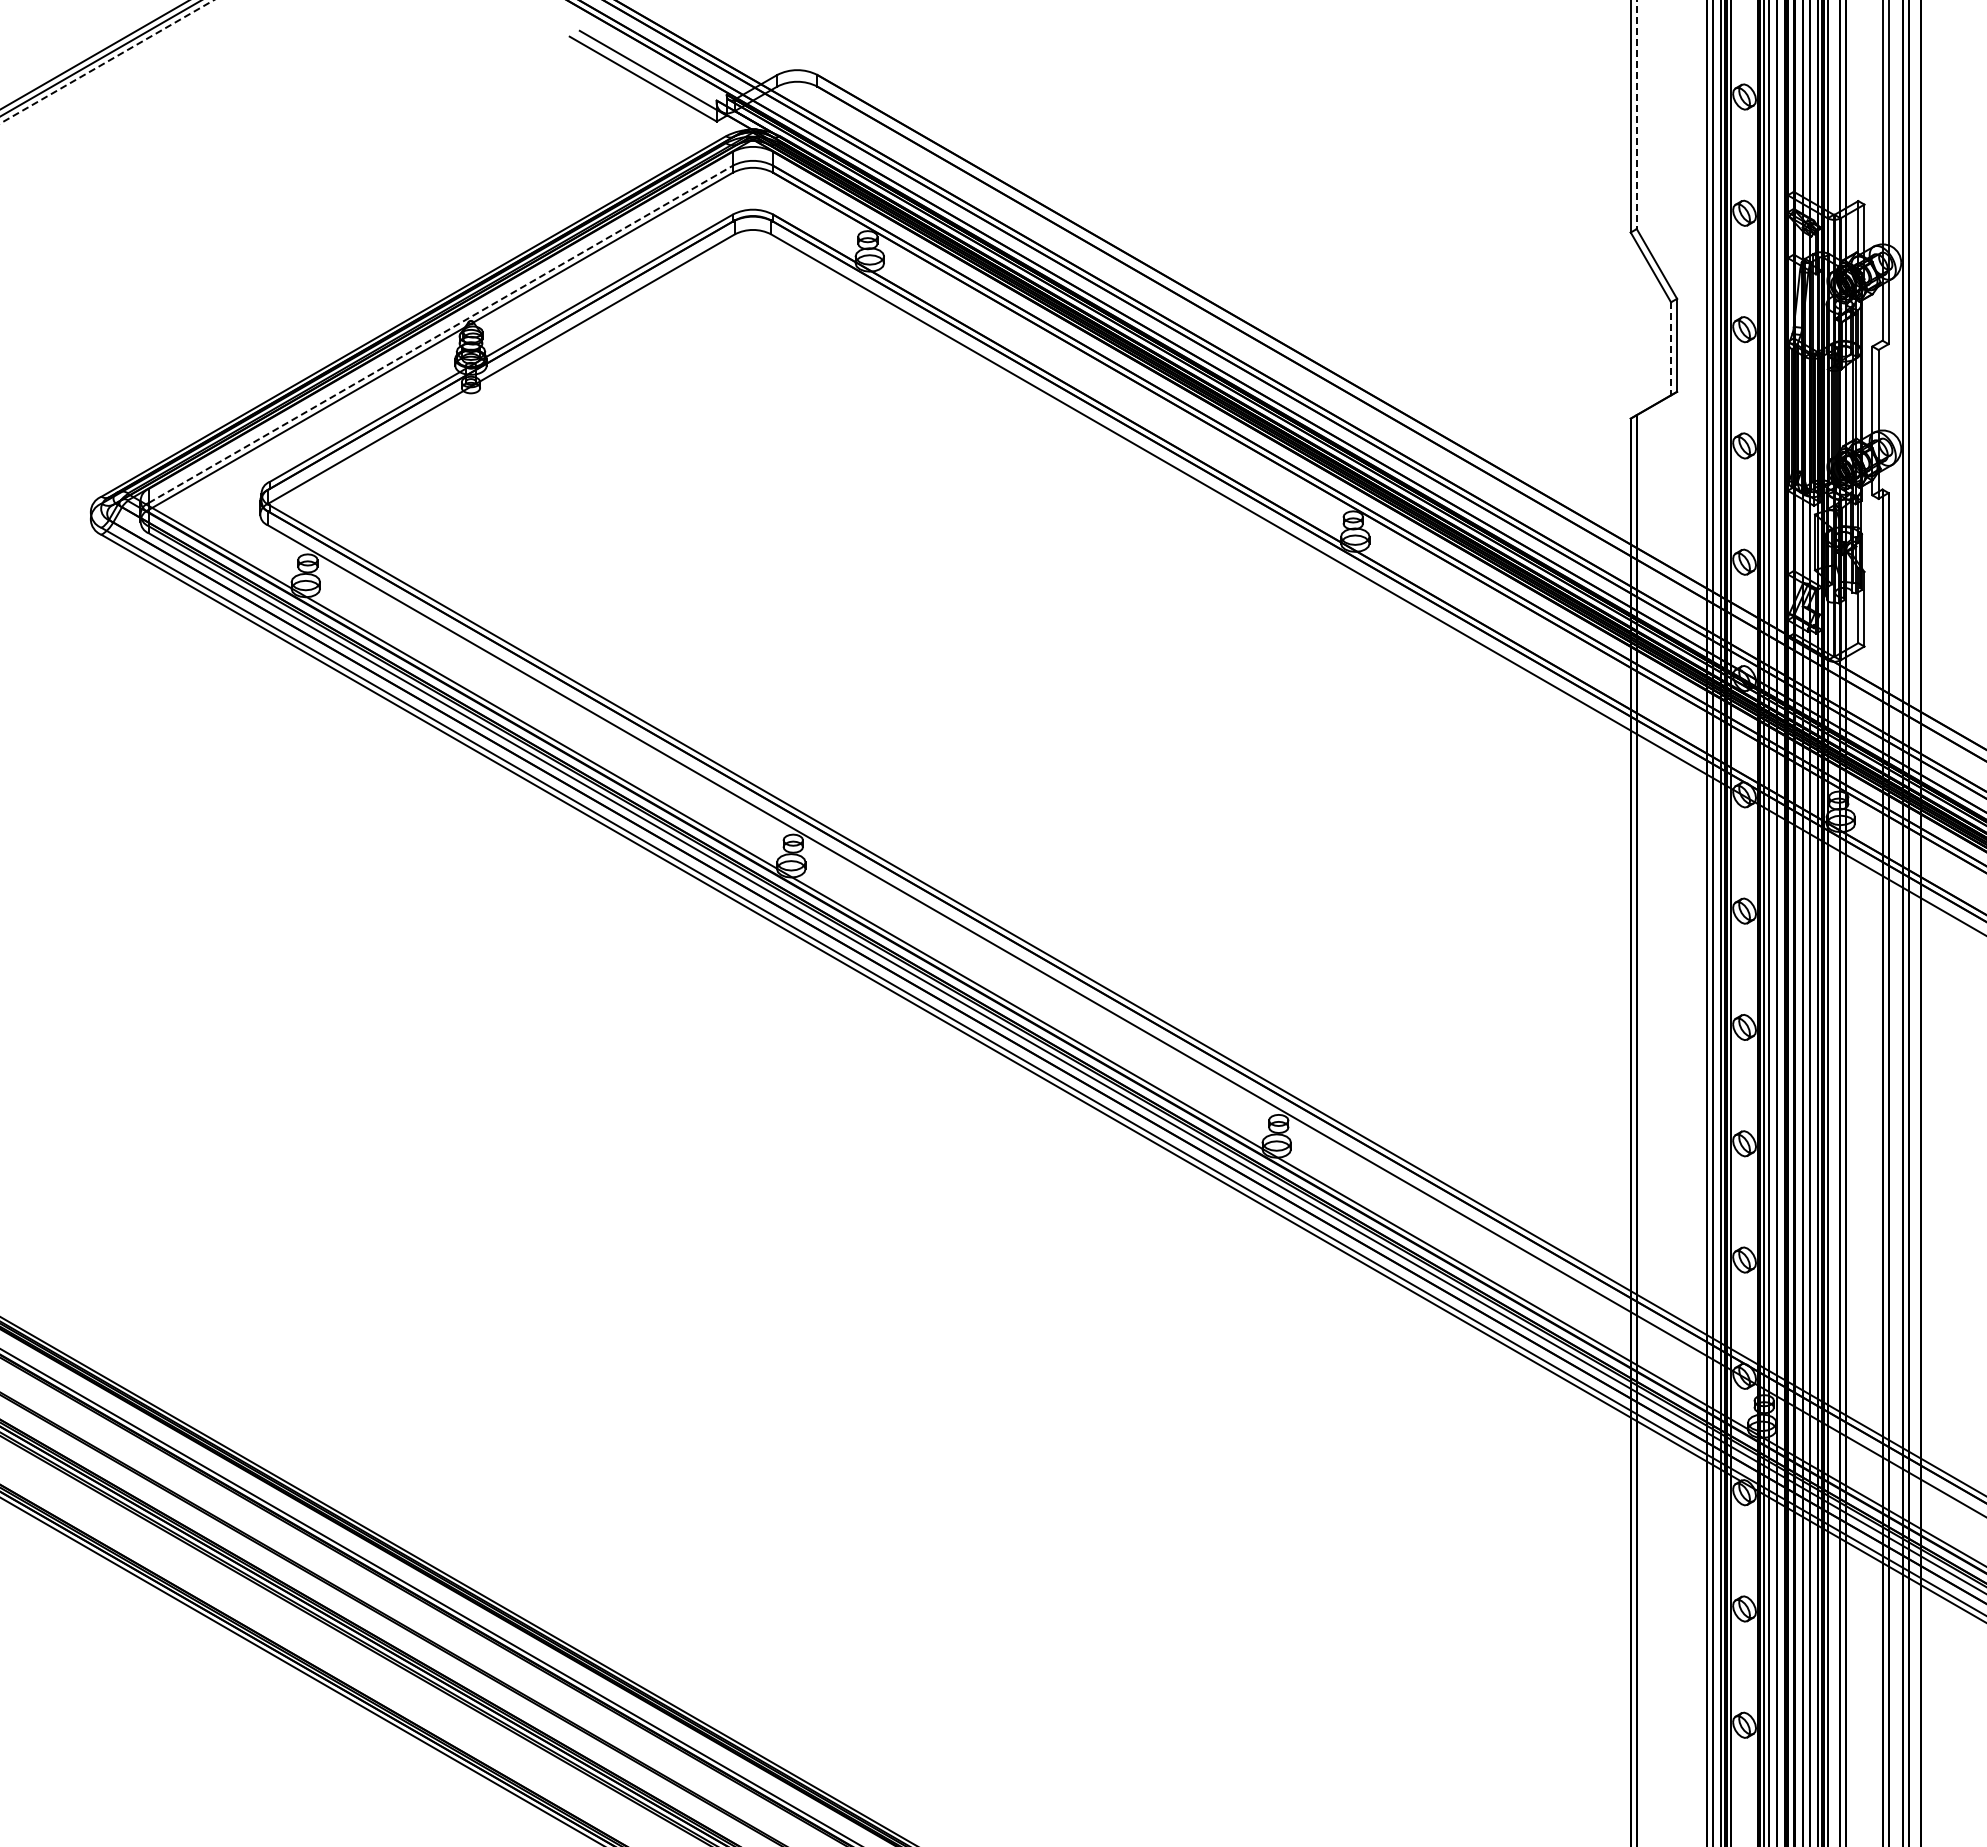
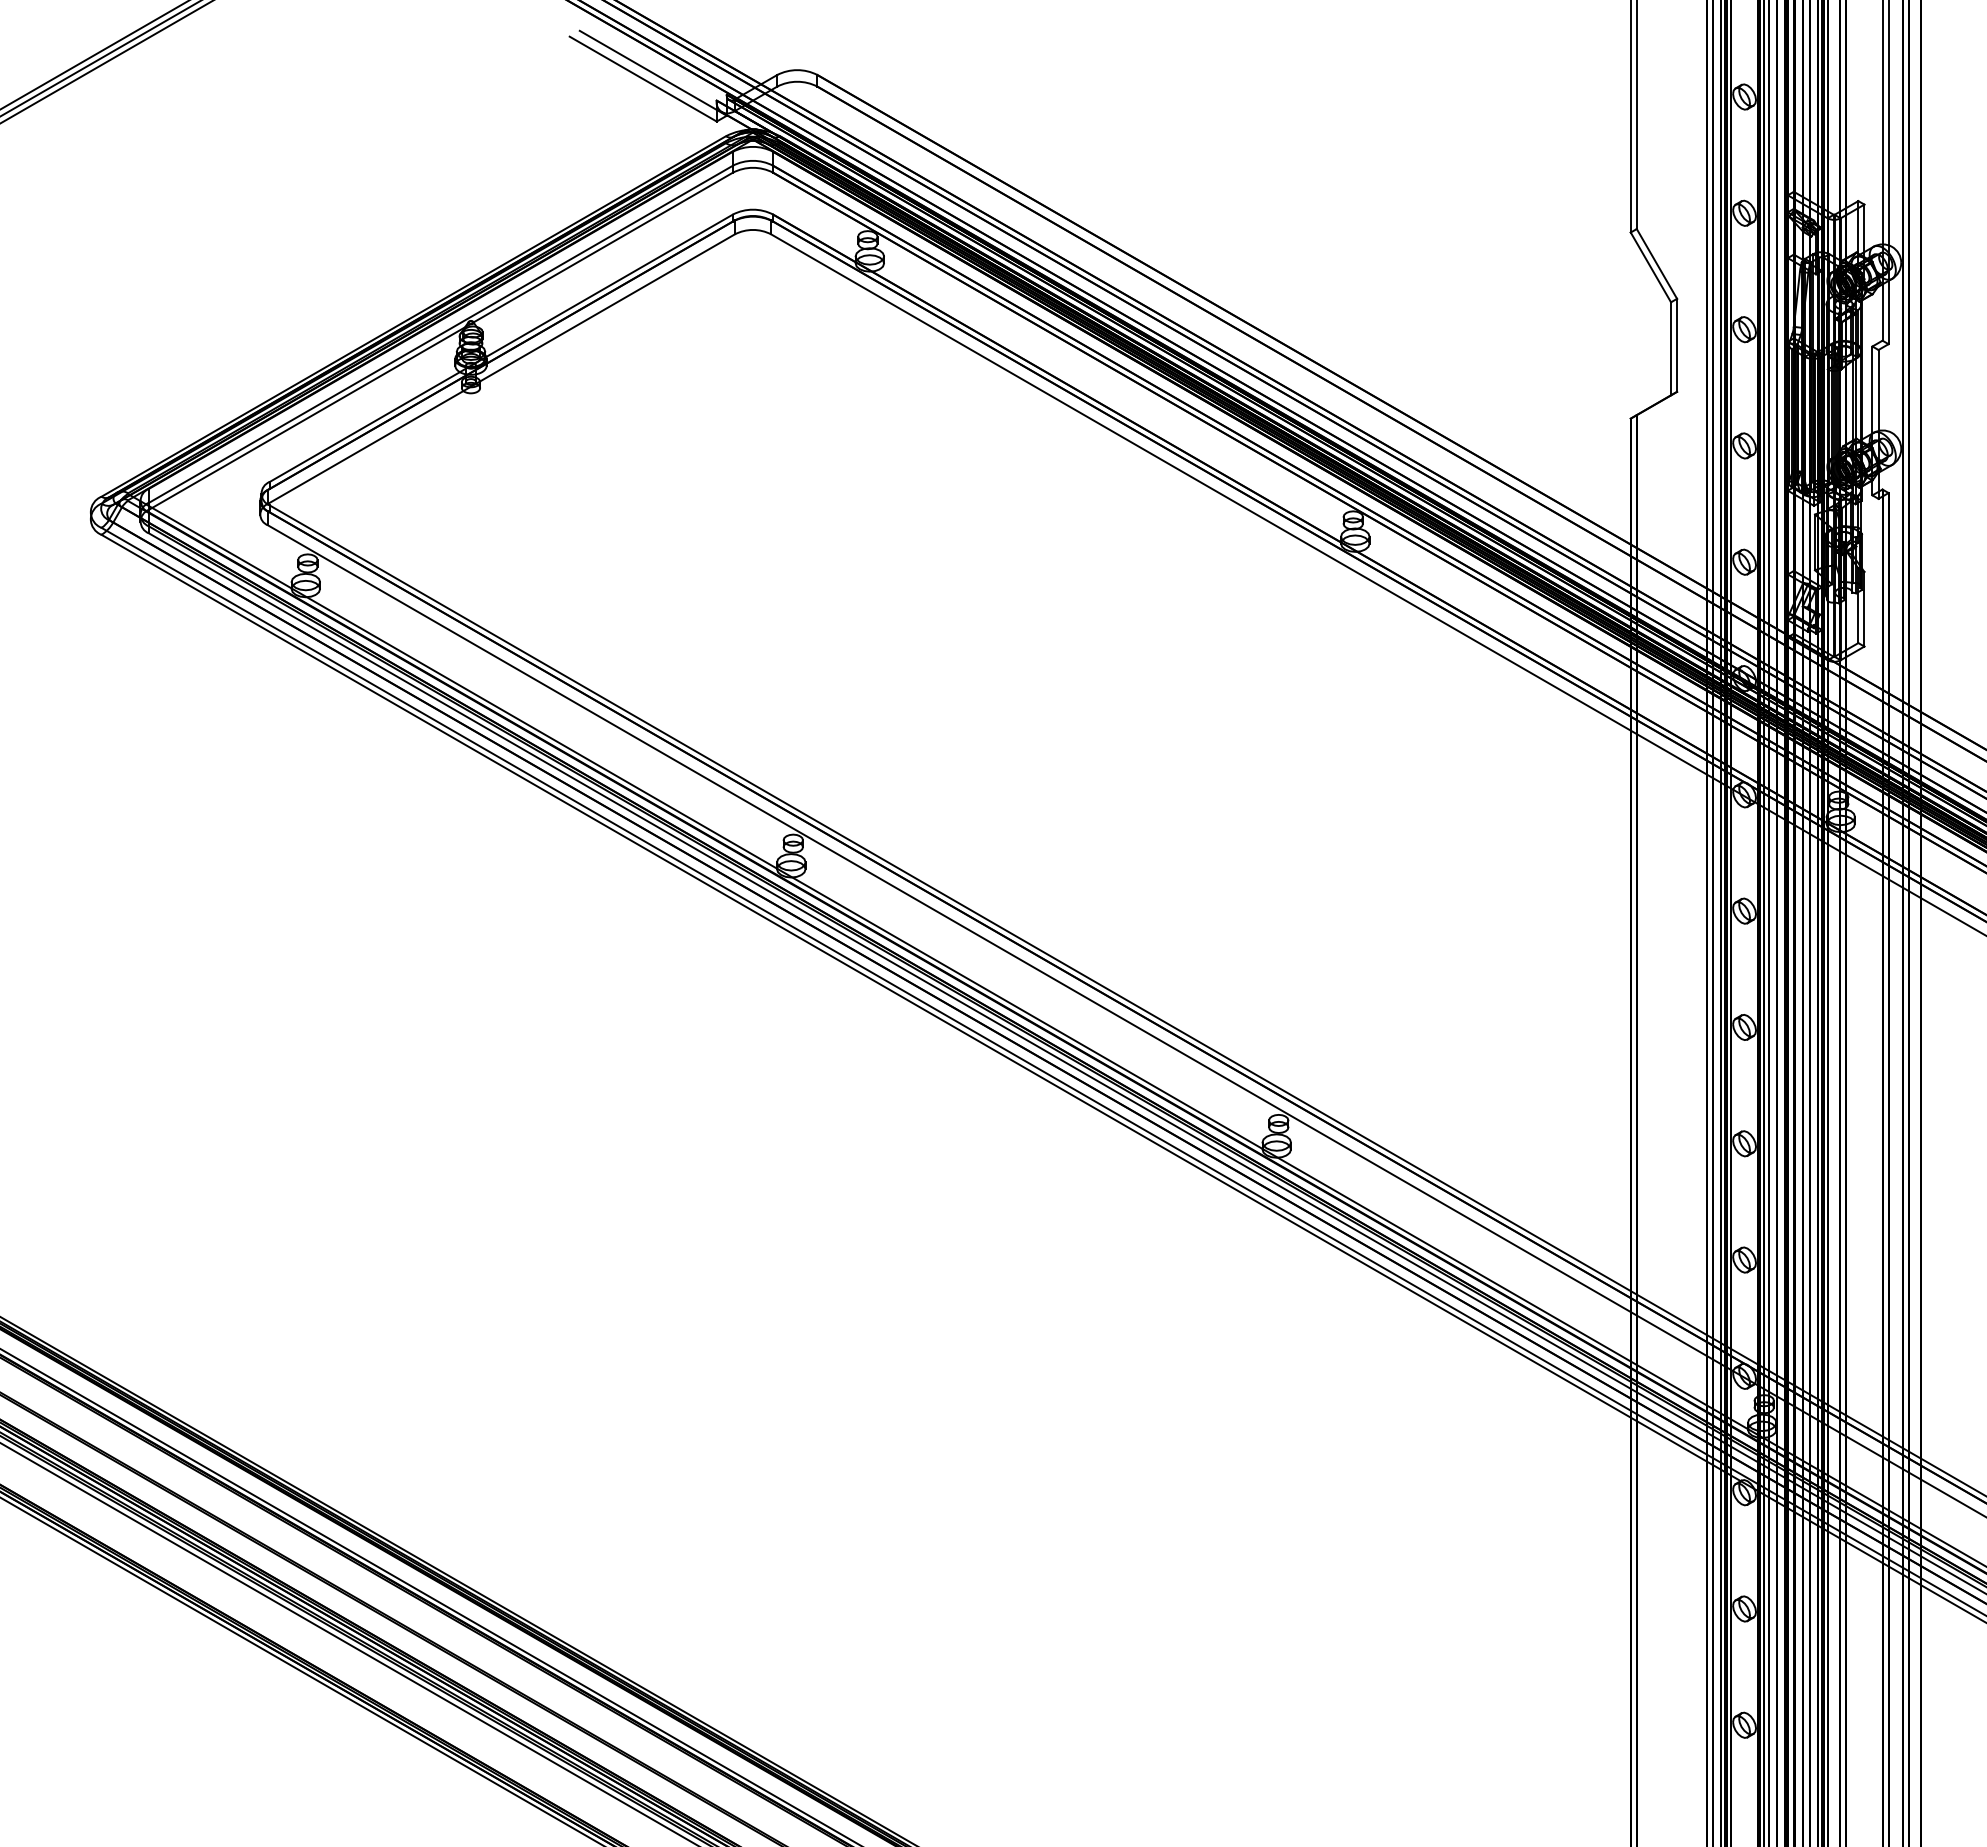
line: dashed -> solid (107, 61)
line: dashed -> solid (1636, 115)
line: dashed -> solid (441, 334)
line: dashed -> solid (1671, 348)
line: none -> present (348, 1643)
